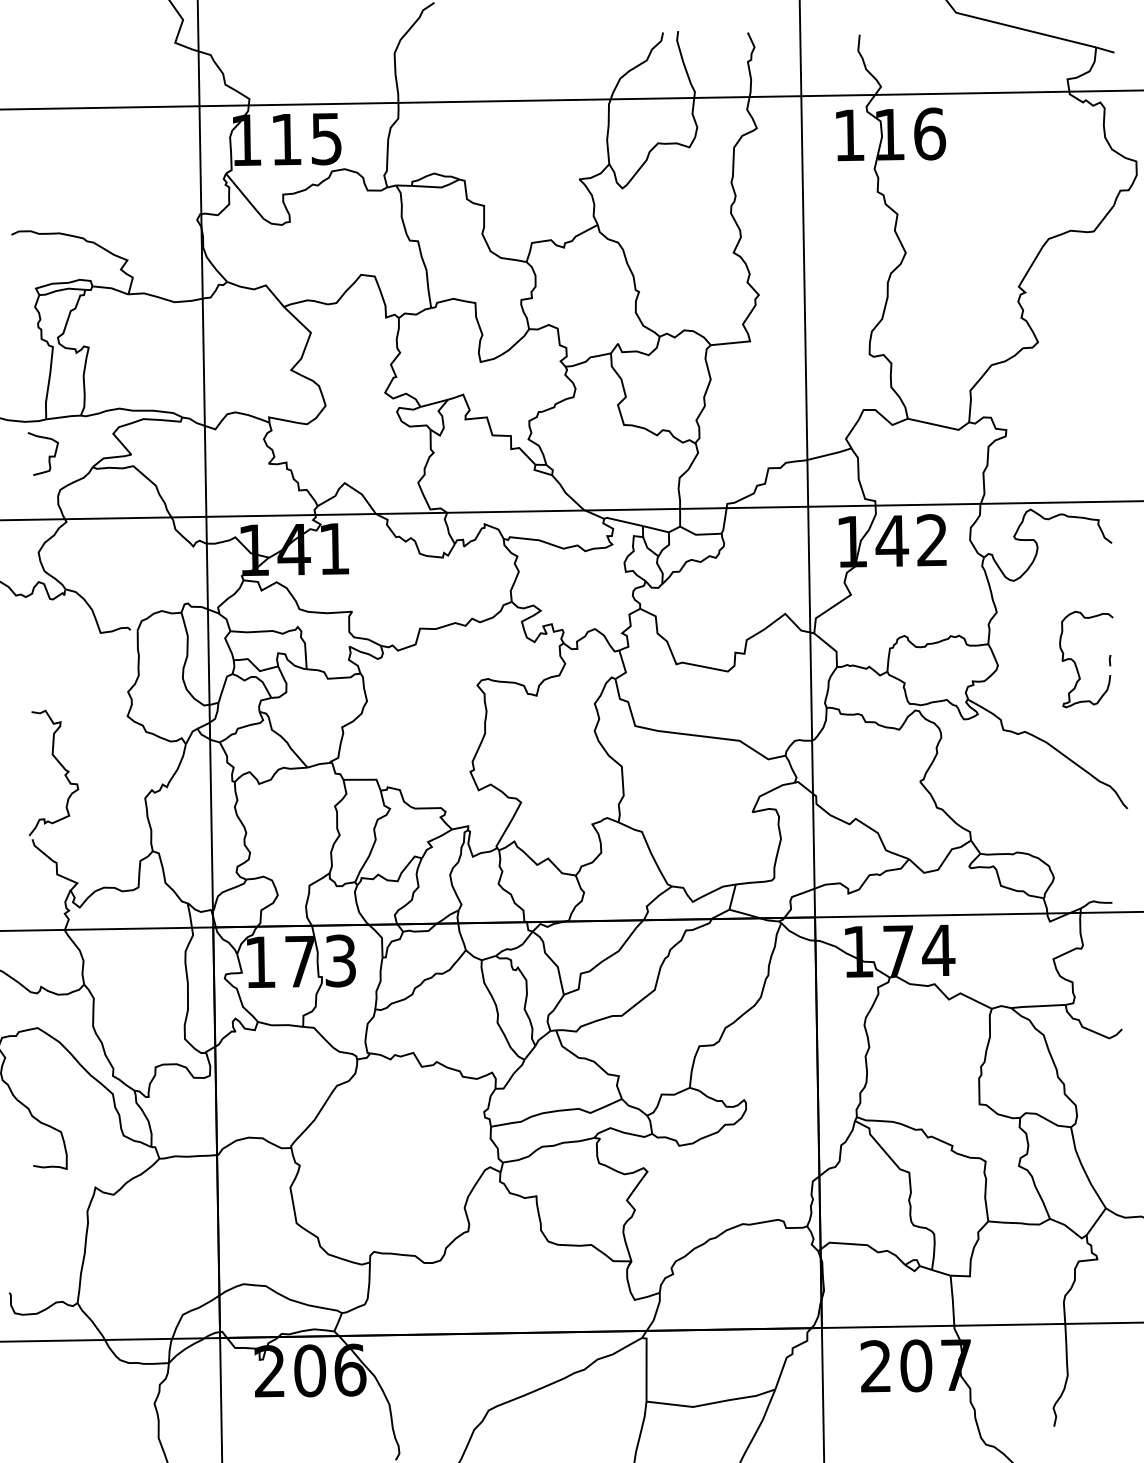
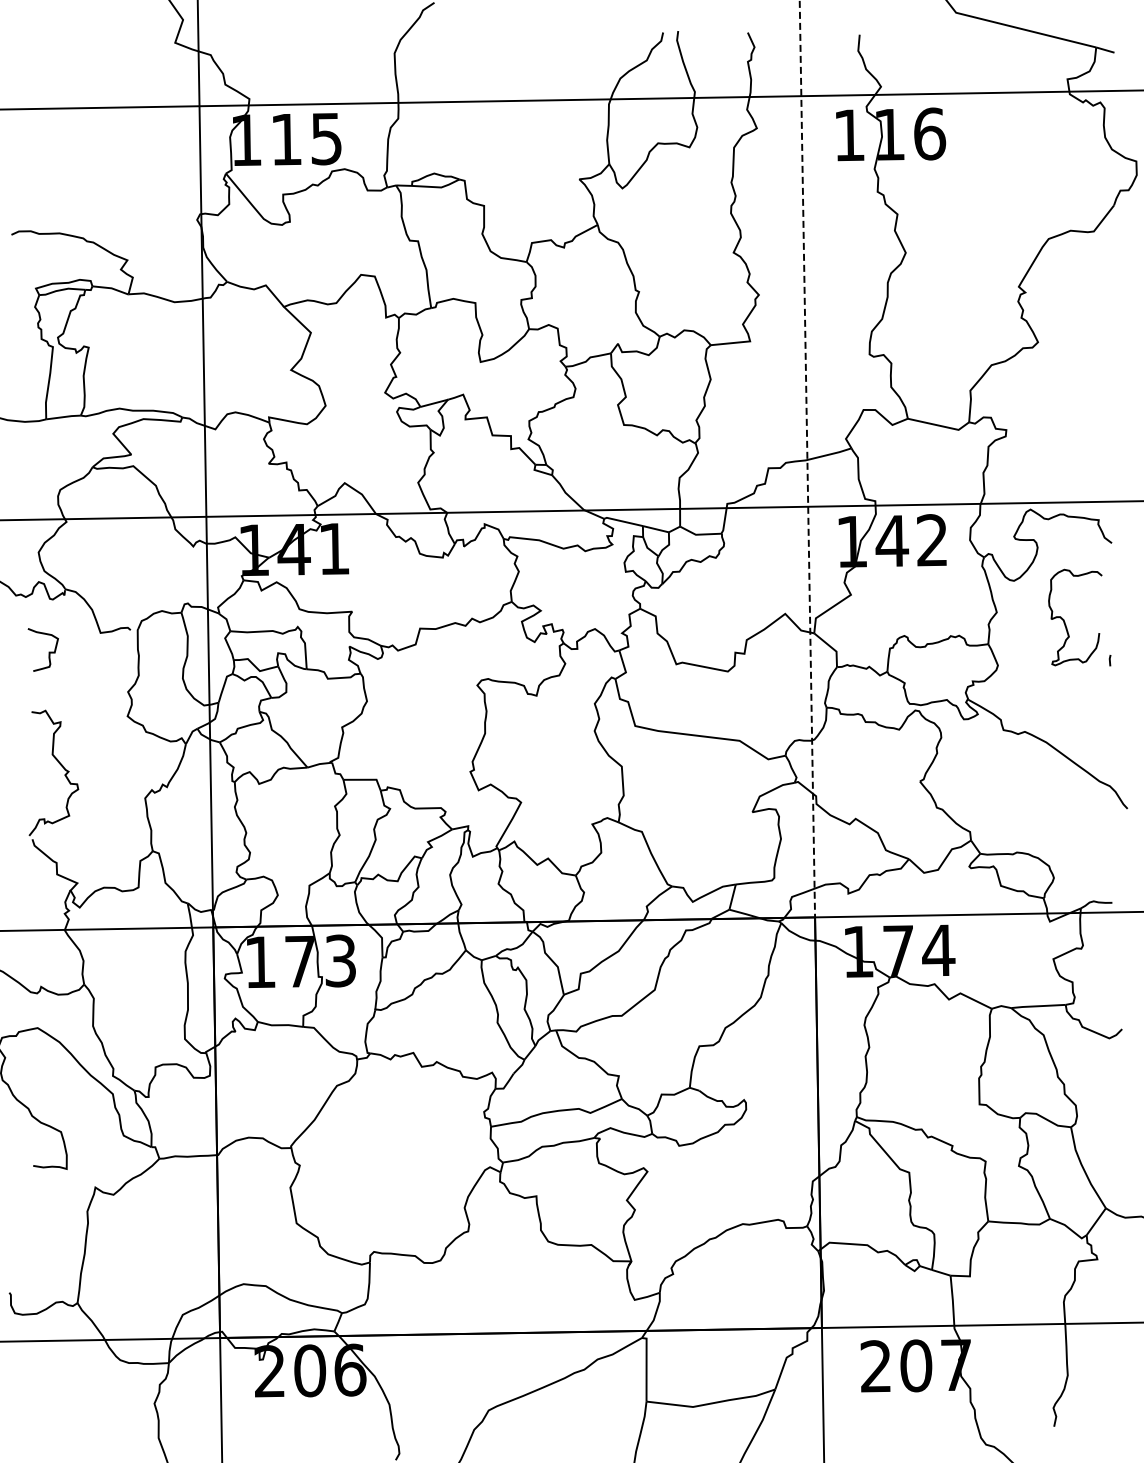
curve position: (48, 456) -> (48, 652) (48, 652)
line: solid -> dashed (807, 459)
curve position: (1075, 661) -> (1064, 619) (1064, 619)
